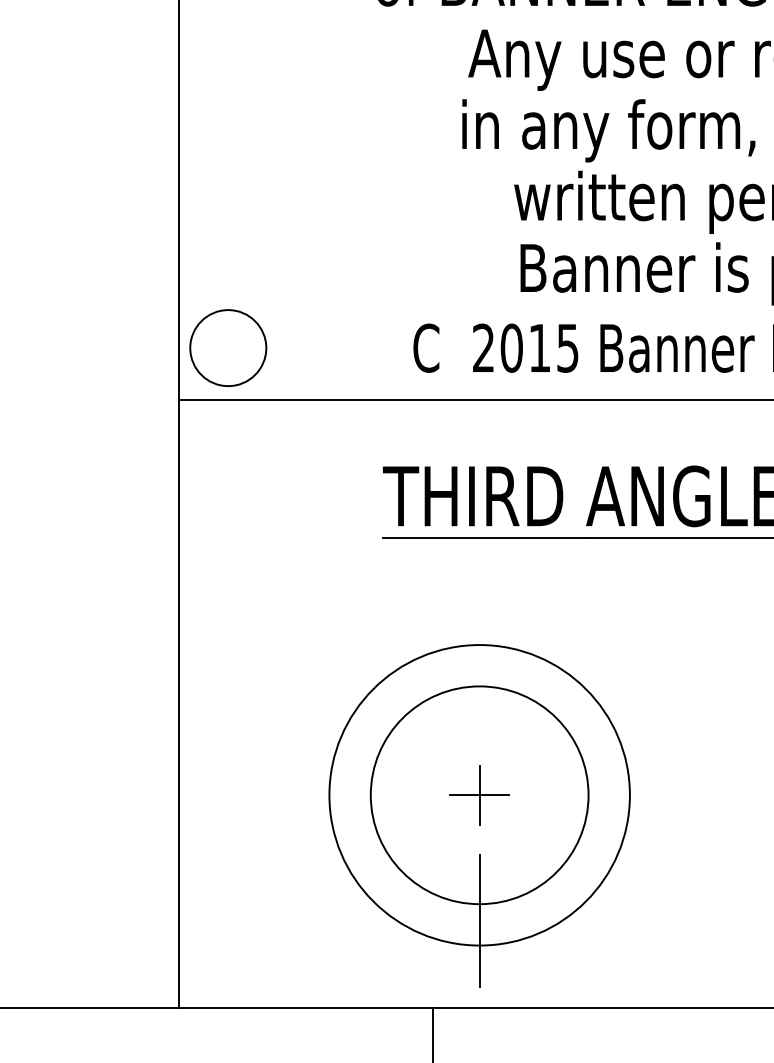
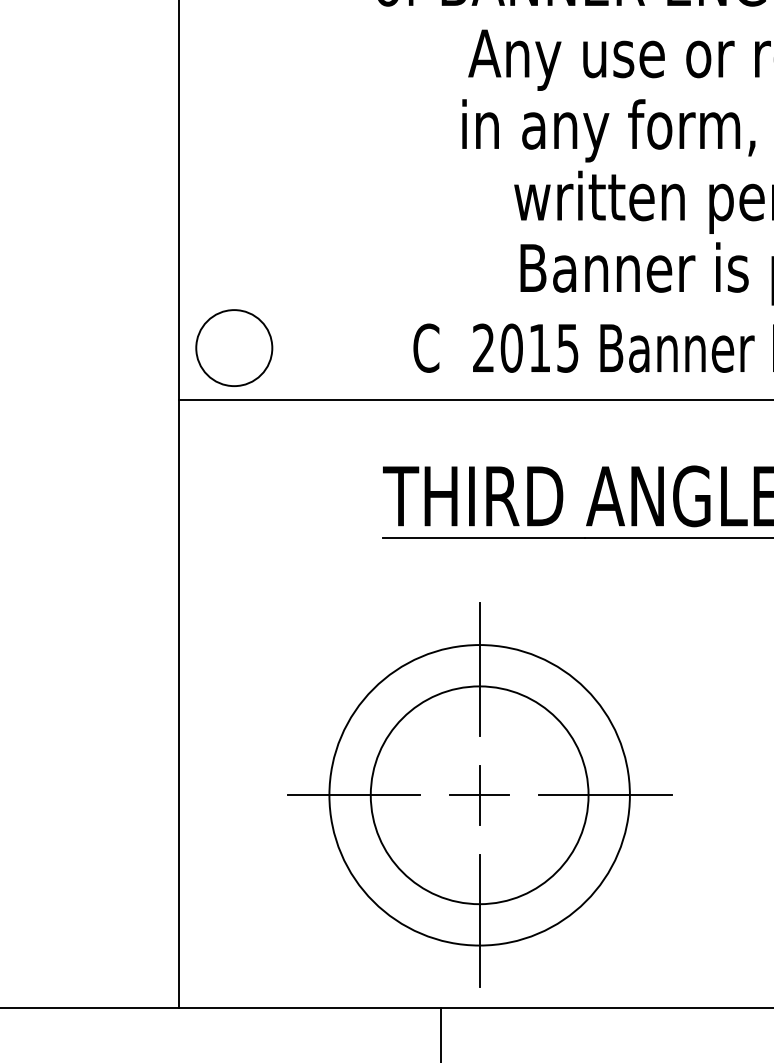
circle position: (228, 347) -> (234, 347) (234, 347)
line: none -> present (479, 669)
line: none -> present (353, 795)
line: none -> present (605, 795)
line position: (433, 1033) -> (441, 1033) (441, 1033)
